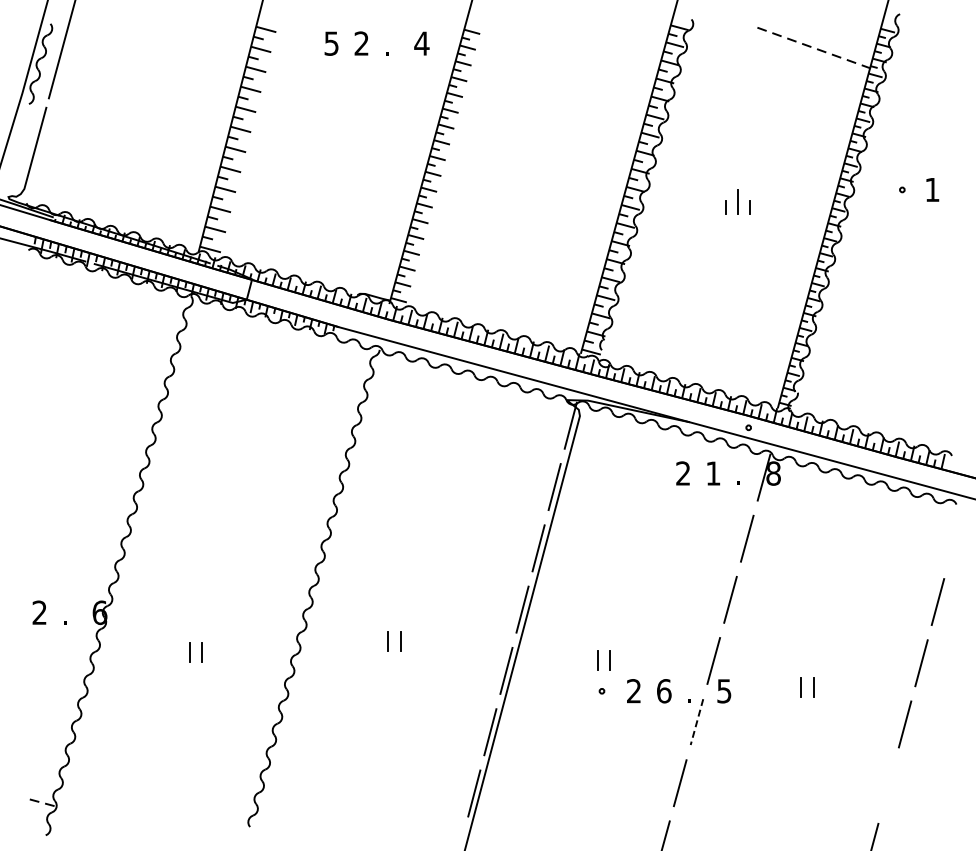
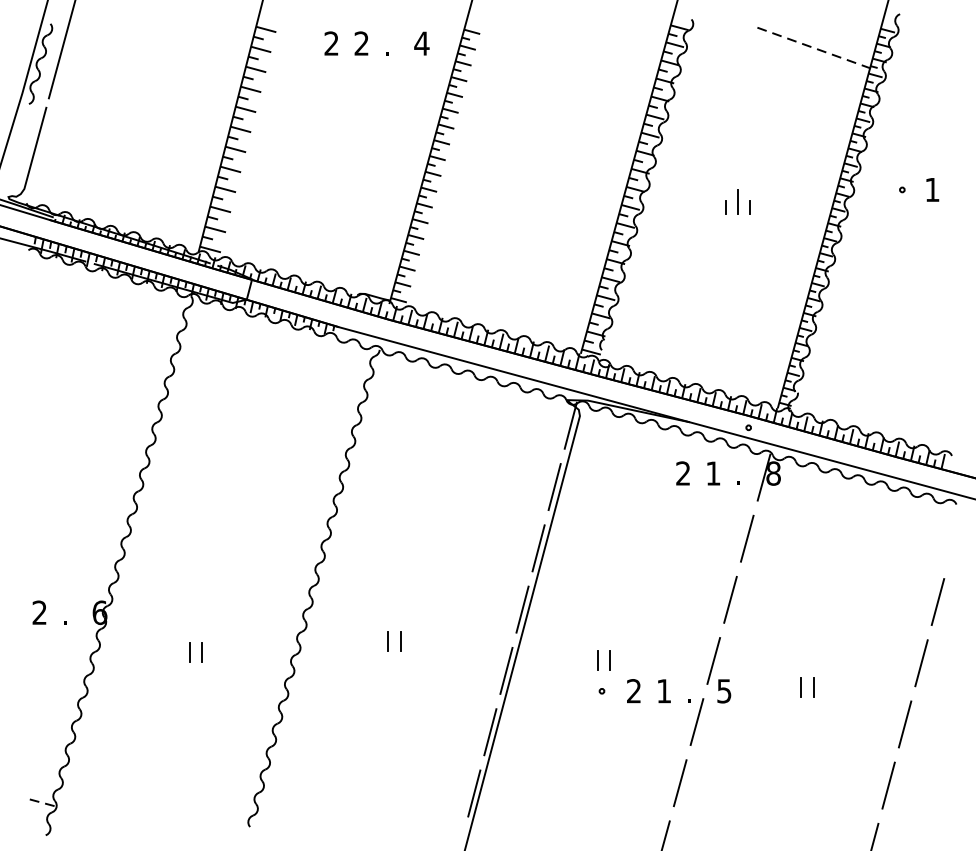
text: 5 -> 2 (331, 43)
text: 6 -> 1 (664, 691)
line: dashed -> solid (696, 722)
line: none -> present (888, 785)
